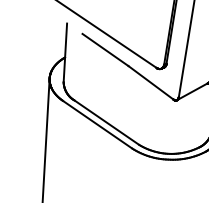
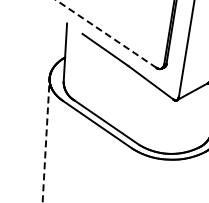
line: solid -> dashed (106, 33)
line: solid -> dashed (46, 140)
